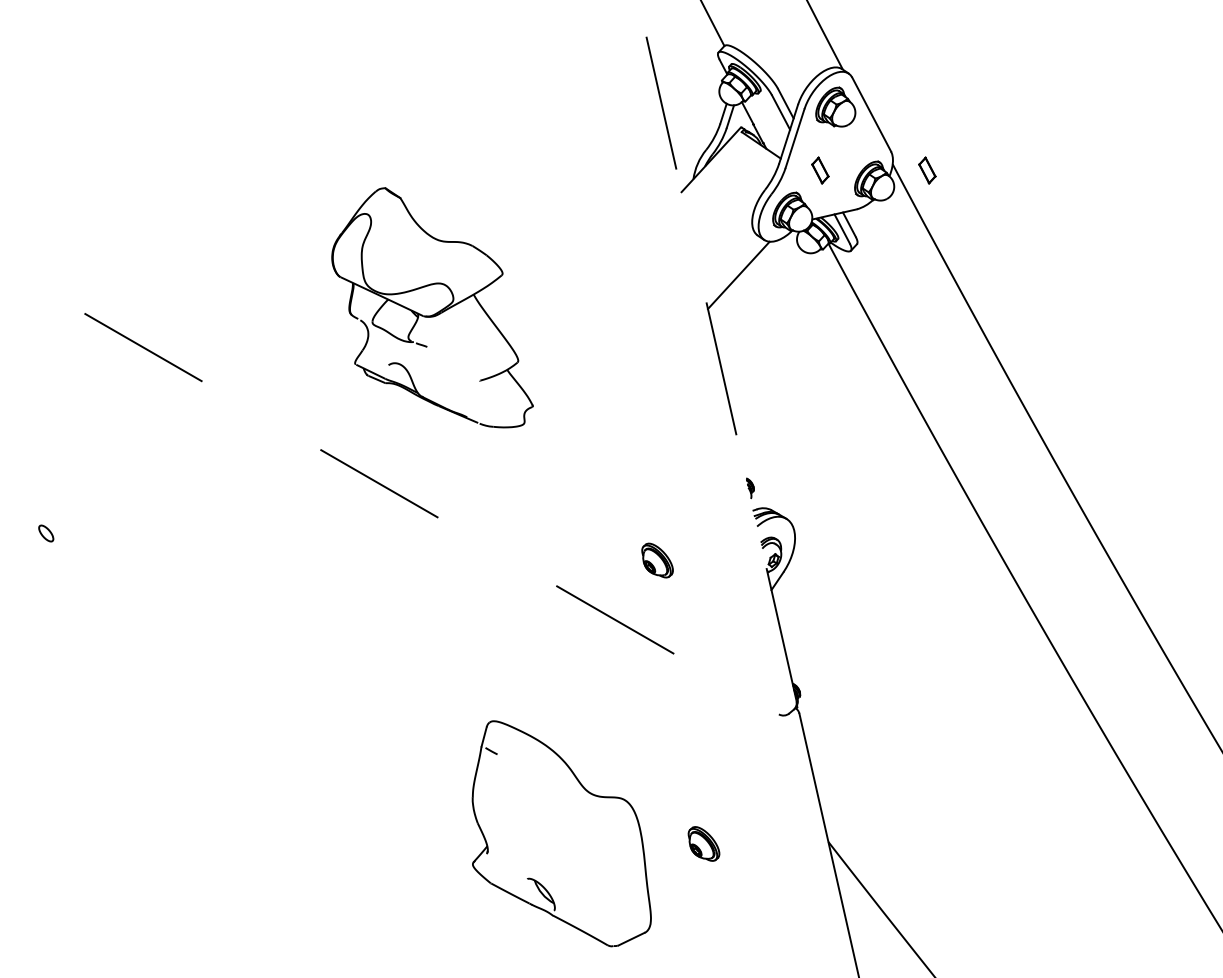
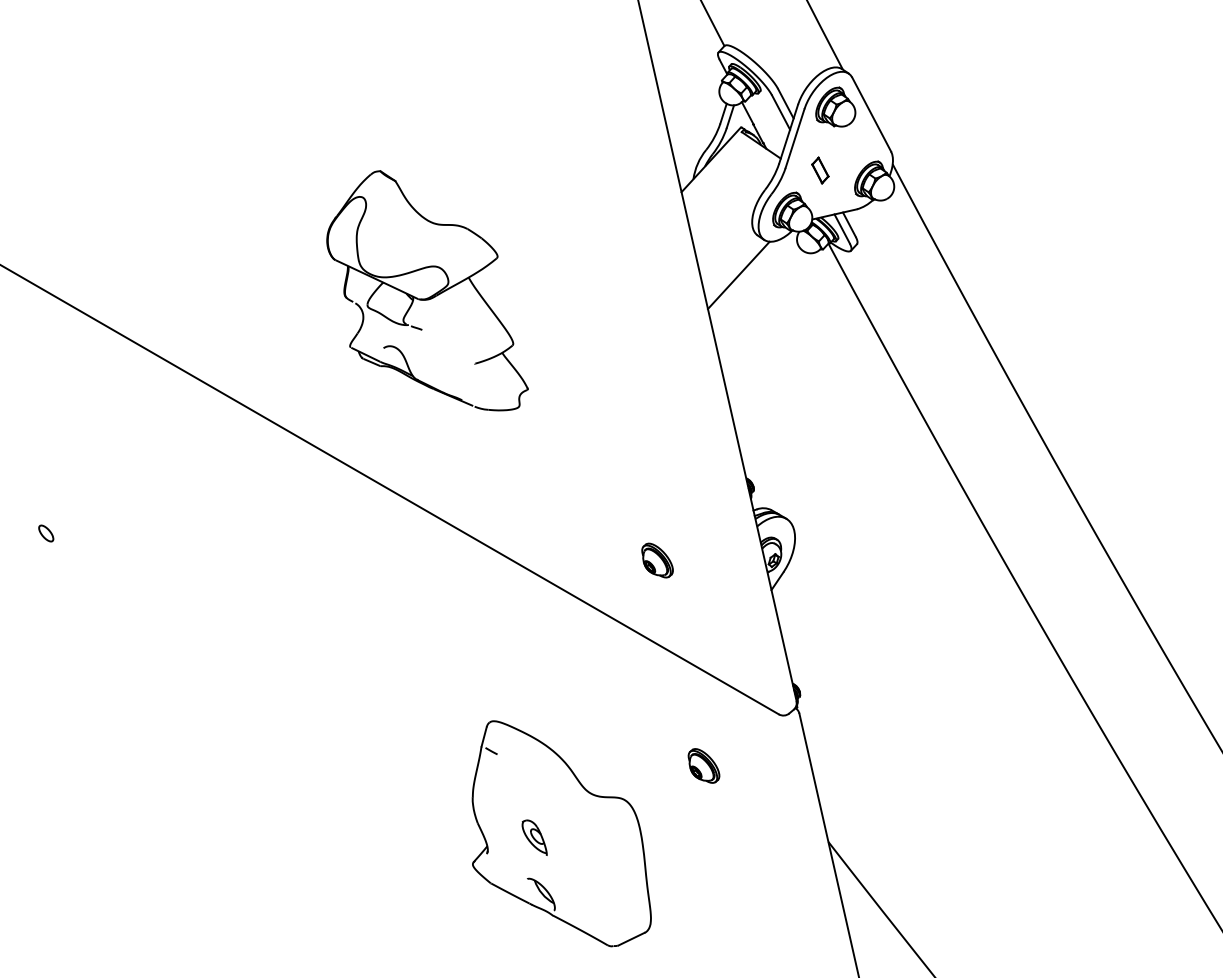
part: present -> none (927, 170)
part position: (432, 307) -> (427, 290) (427, 290)
line: dashed -> solid (717, 350)
line: dashed -> solid (390, 489)
part: none -> present (534, 837)
part position: (703, 843) -> (703, 765) (703, 765)
